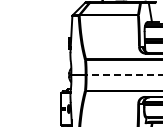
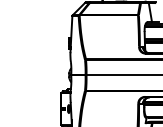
line: dashed -> solid (124, 75)
